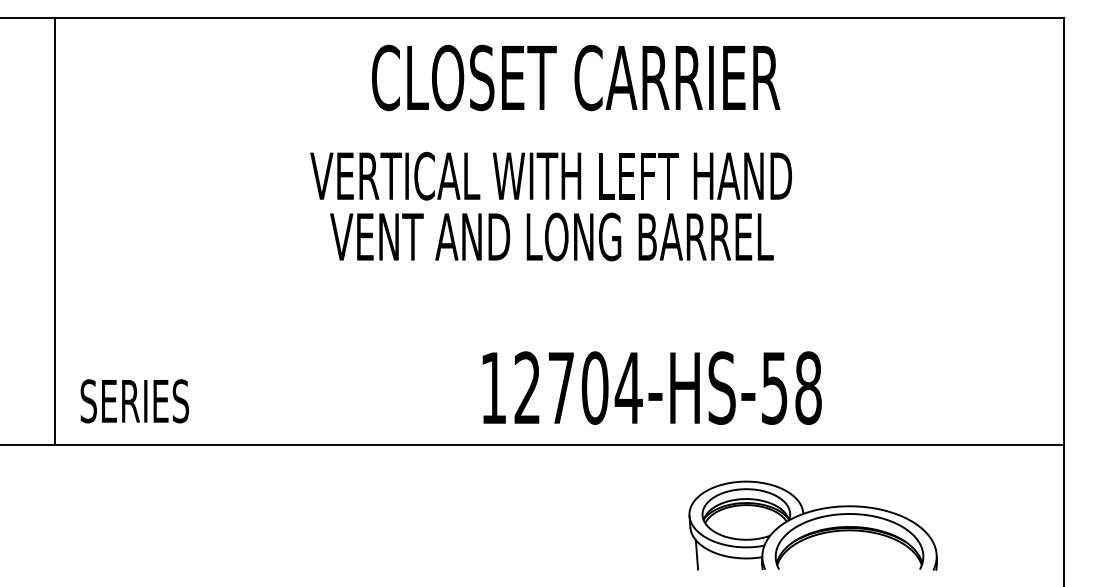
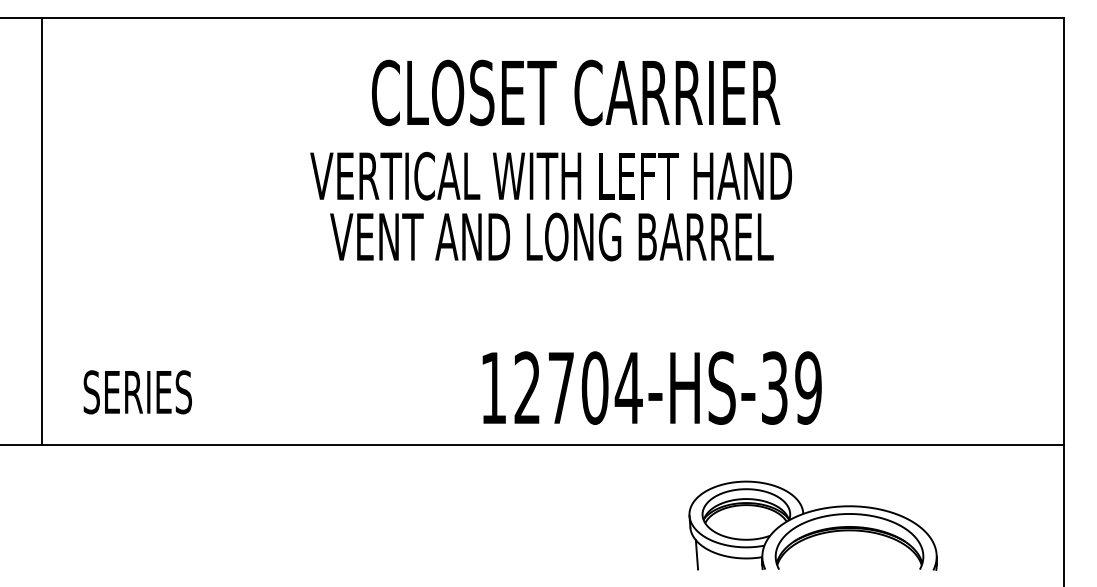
text position: (576, 77) -> (576, 92) (576, 92)
line position: (55, 230) -> (42, 230) (42, 230)
text: 12704-HS-58 -> 12704-HS-39 (791, 387)
text position: (134, 401) -> (137, 392) (137, 392)
